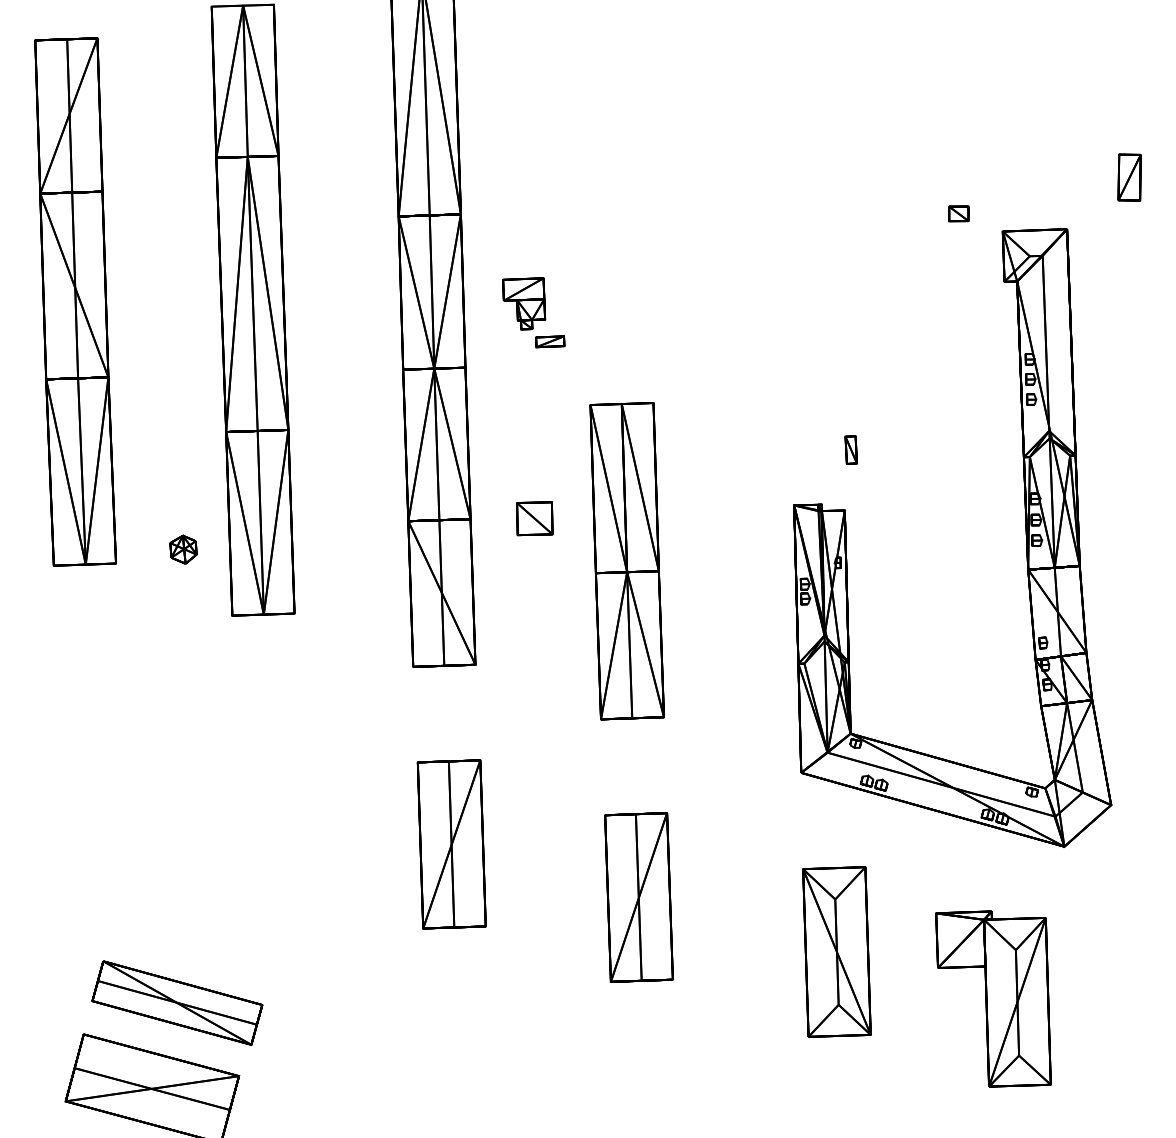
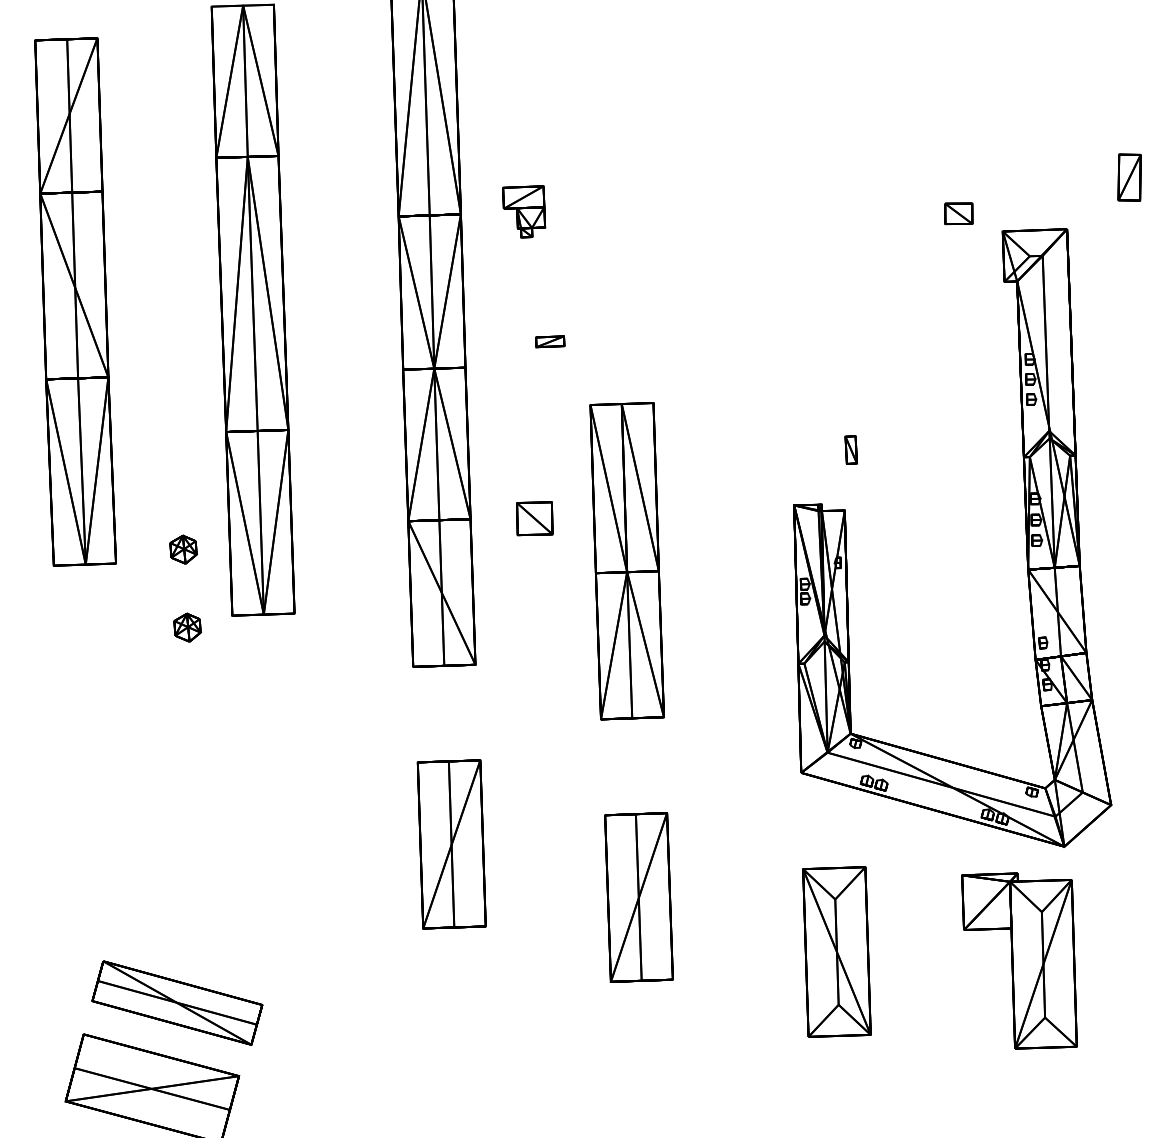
part size: 22x18 px -> 30x24 px (958, 213)
part position: (524, 303) -> (524, 211) (524, 211)
part: none -> present (187, 627)
part position: (993, 998) -> (1019, 960) (1019, 960)
